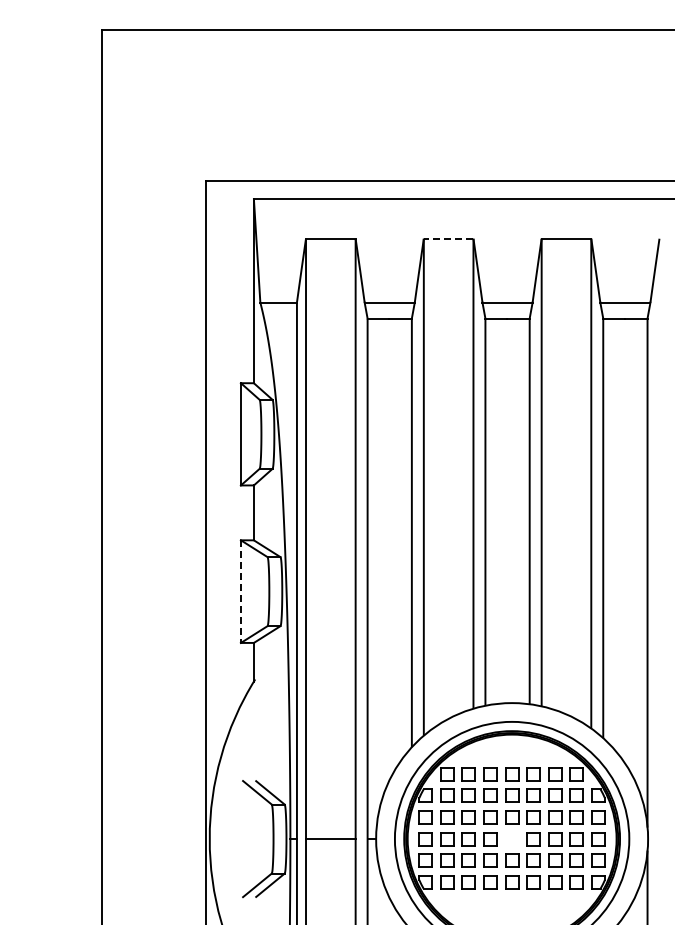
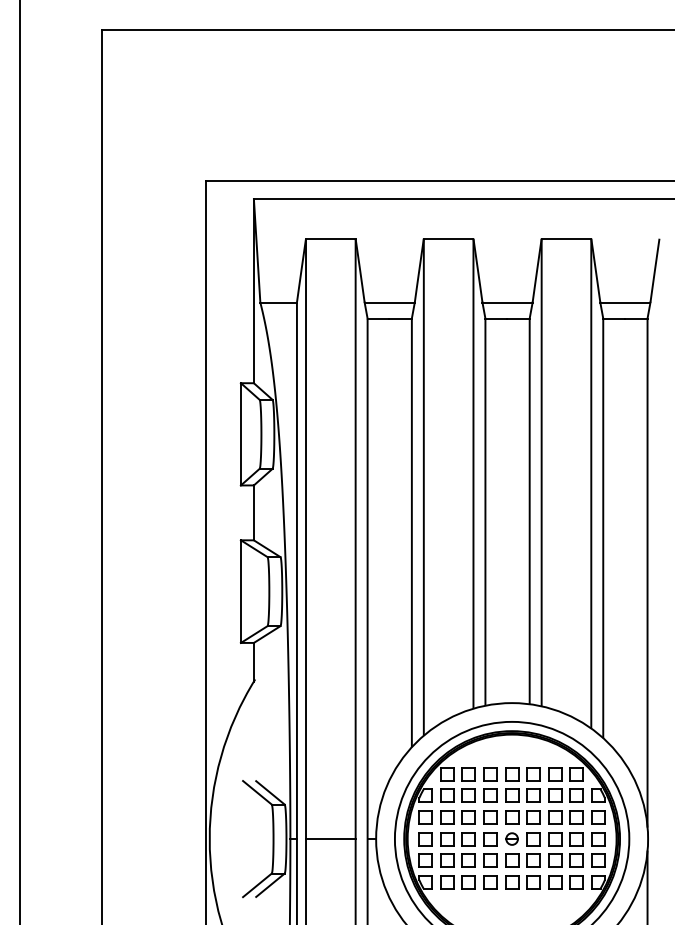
line: dashed -> solid (448, 238)
line: none -> present (20, 461)
line: dashed -> solid (240, 592)
part: none -> present (511, 838)
